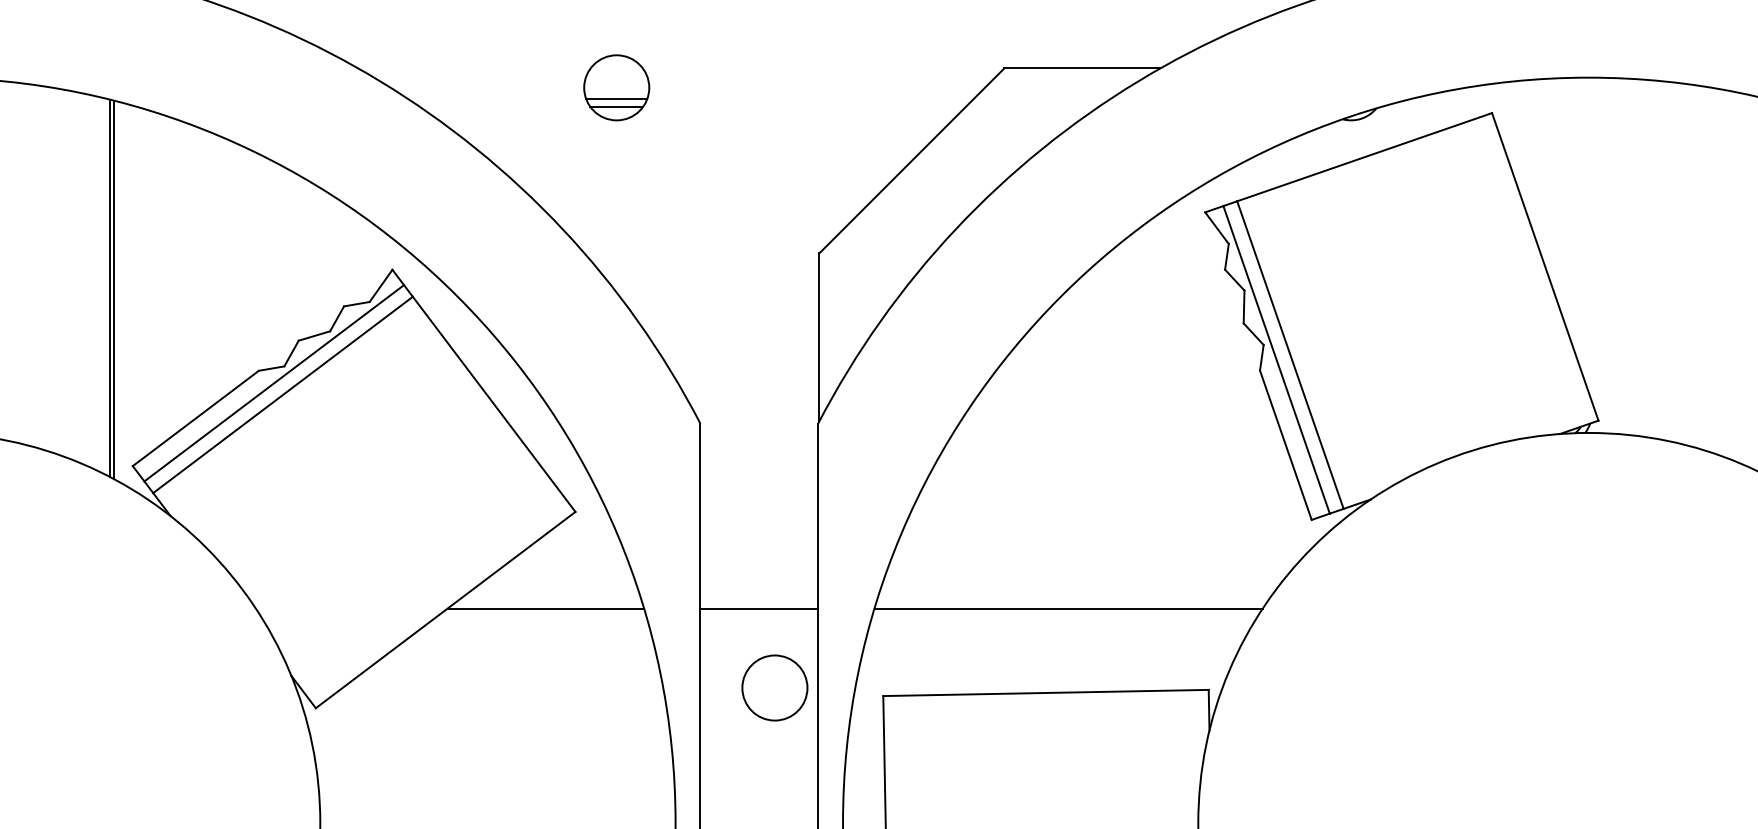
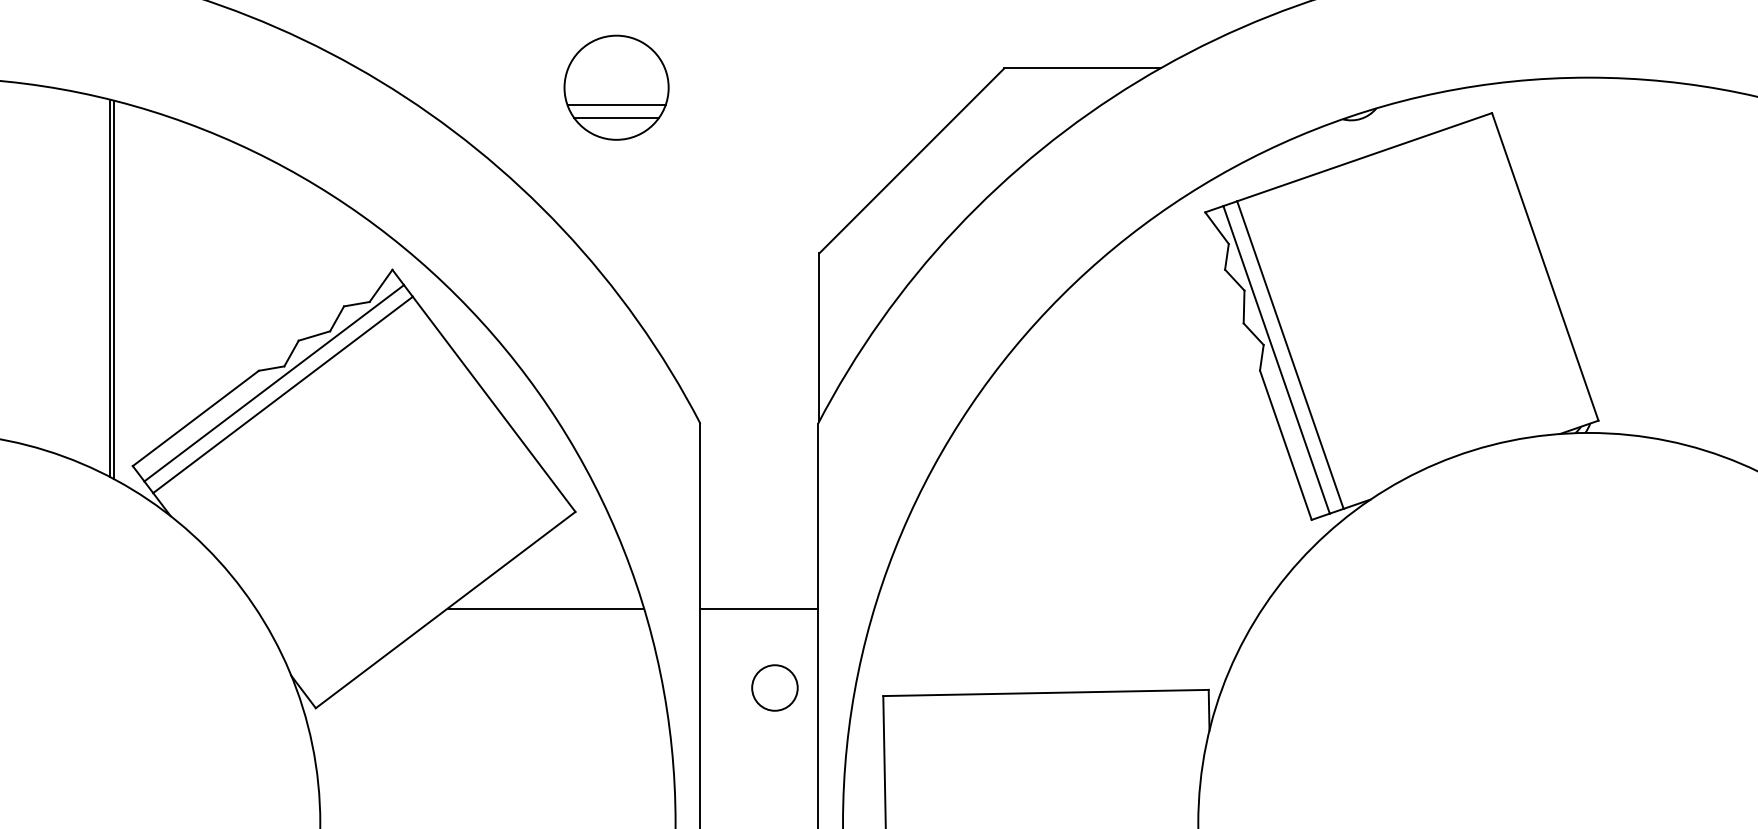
part size: 68x68 px -> 107x107 px (616, 87)
line: present -> none (1068, 608)
circle size: 68x68 px -> 48x48 px (774, 687)
